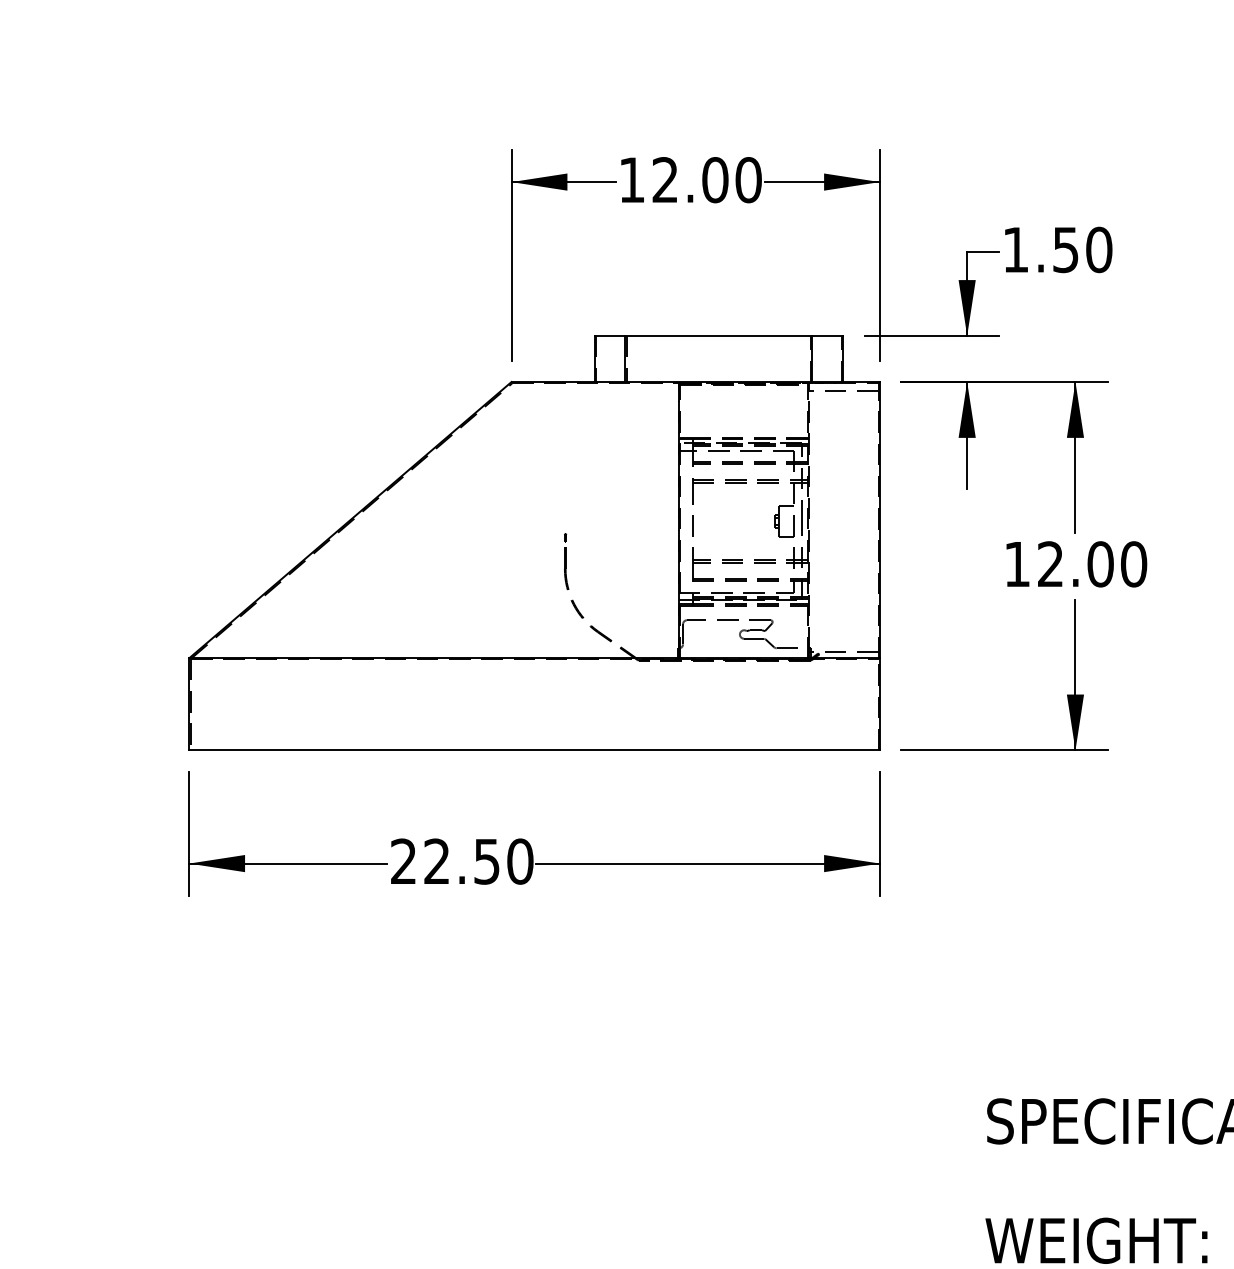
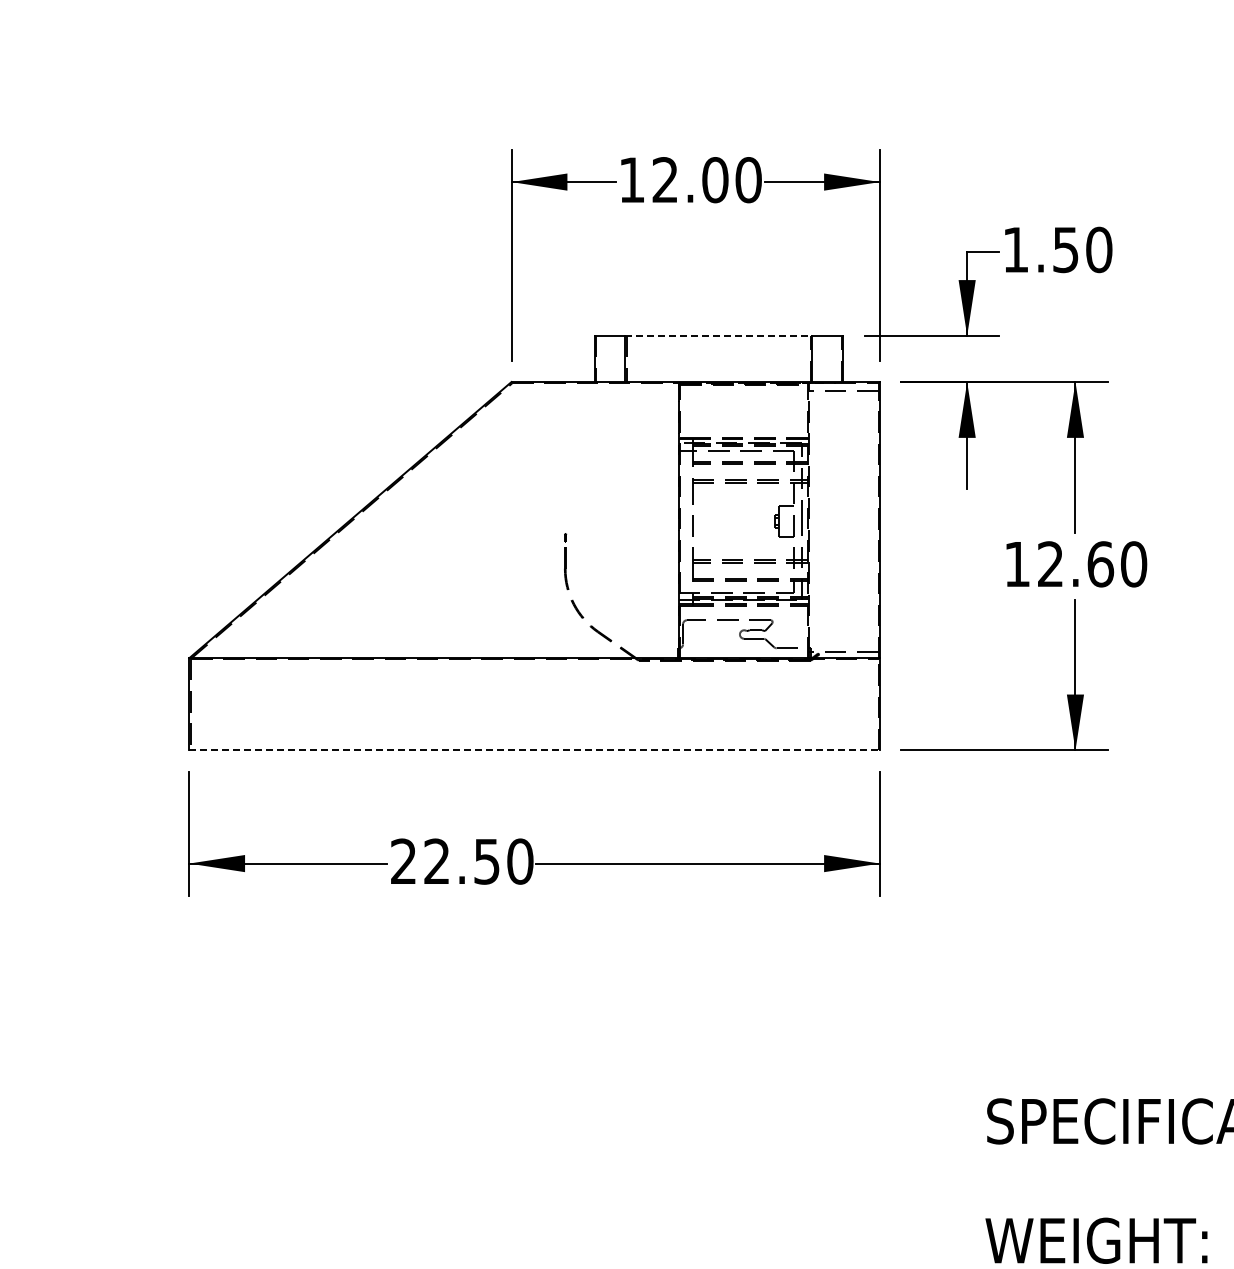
line: solid -> dashed (718, 335)
text: 12.00 -> 12.60 (1100, 564)
line: solid -> dashed (535, 750)
